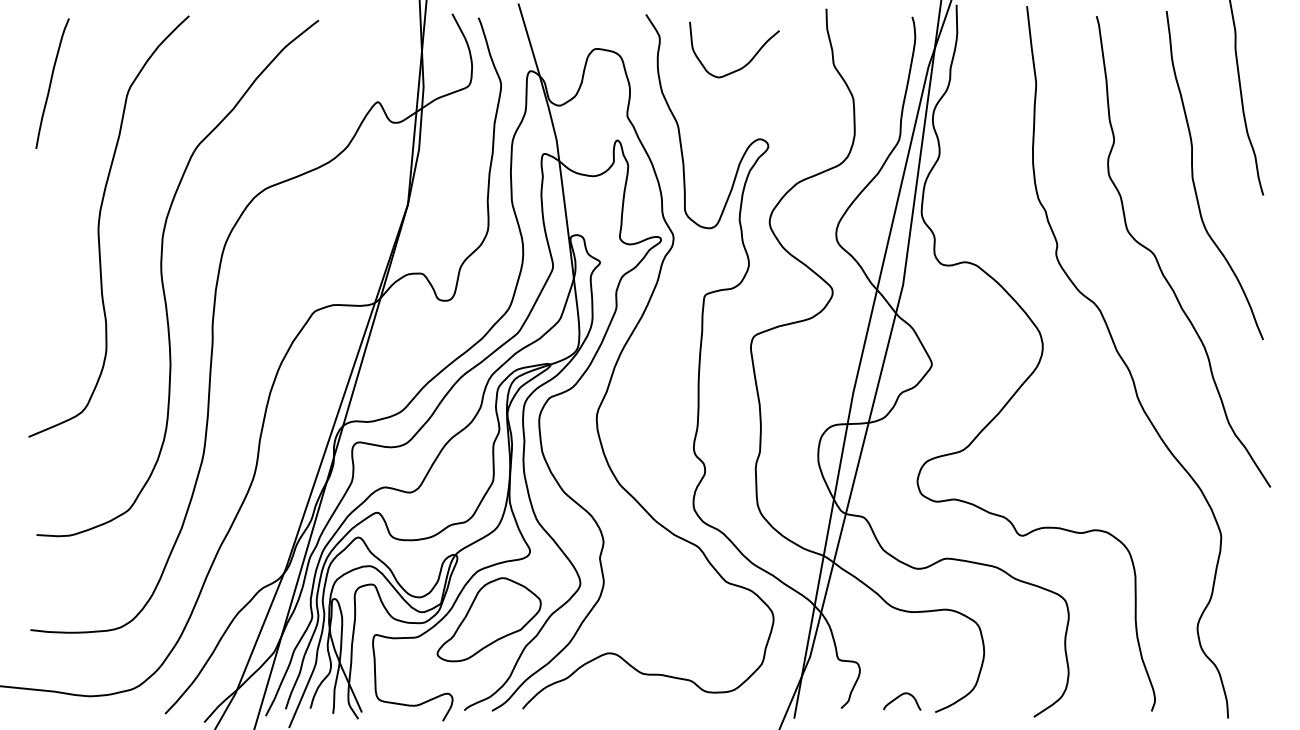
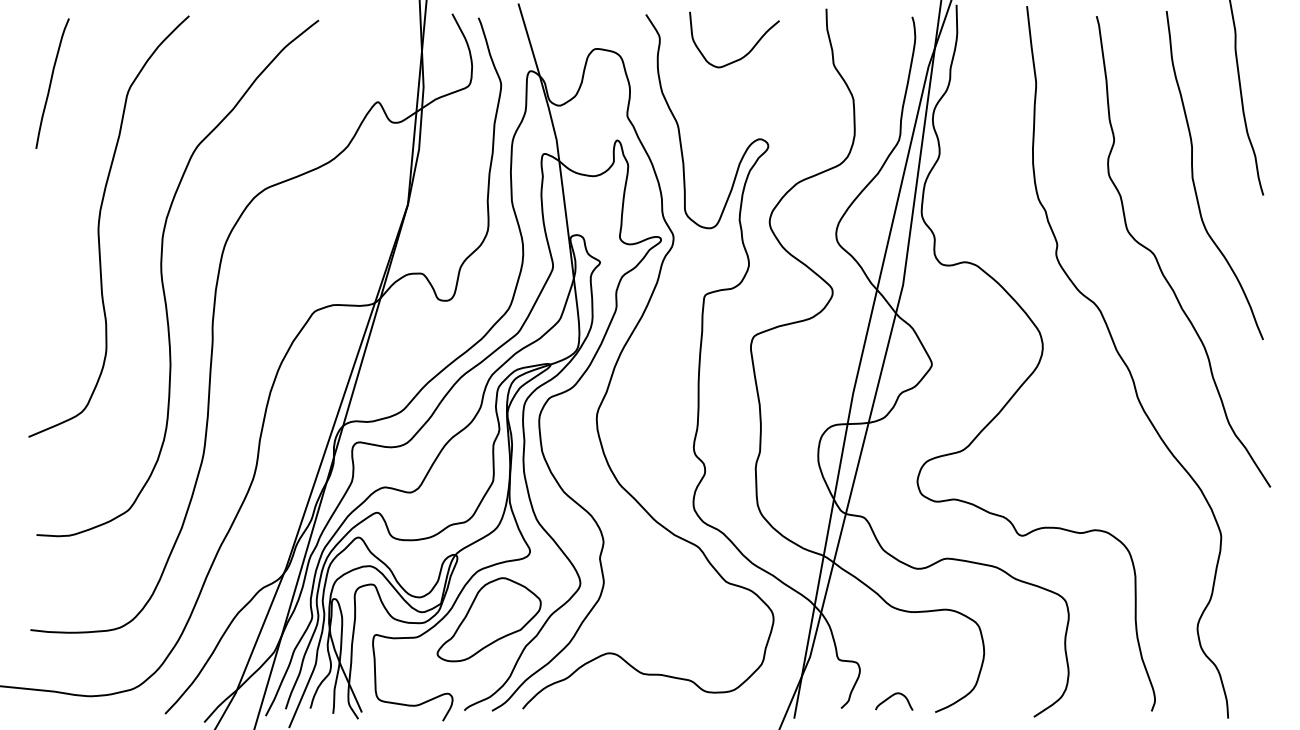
curve position: (747, 62) -> (747, 52) (747, 52)
curve position: (899, 697) -> (891, 697) (891, 697)
